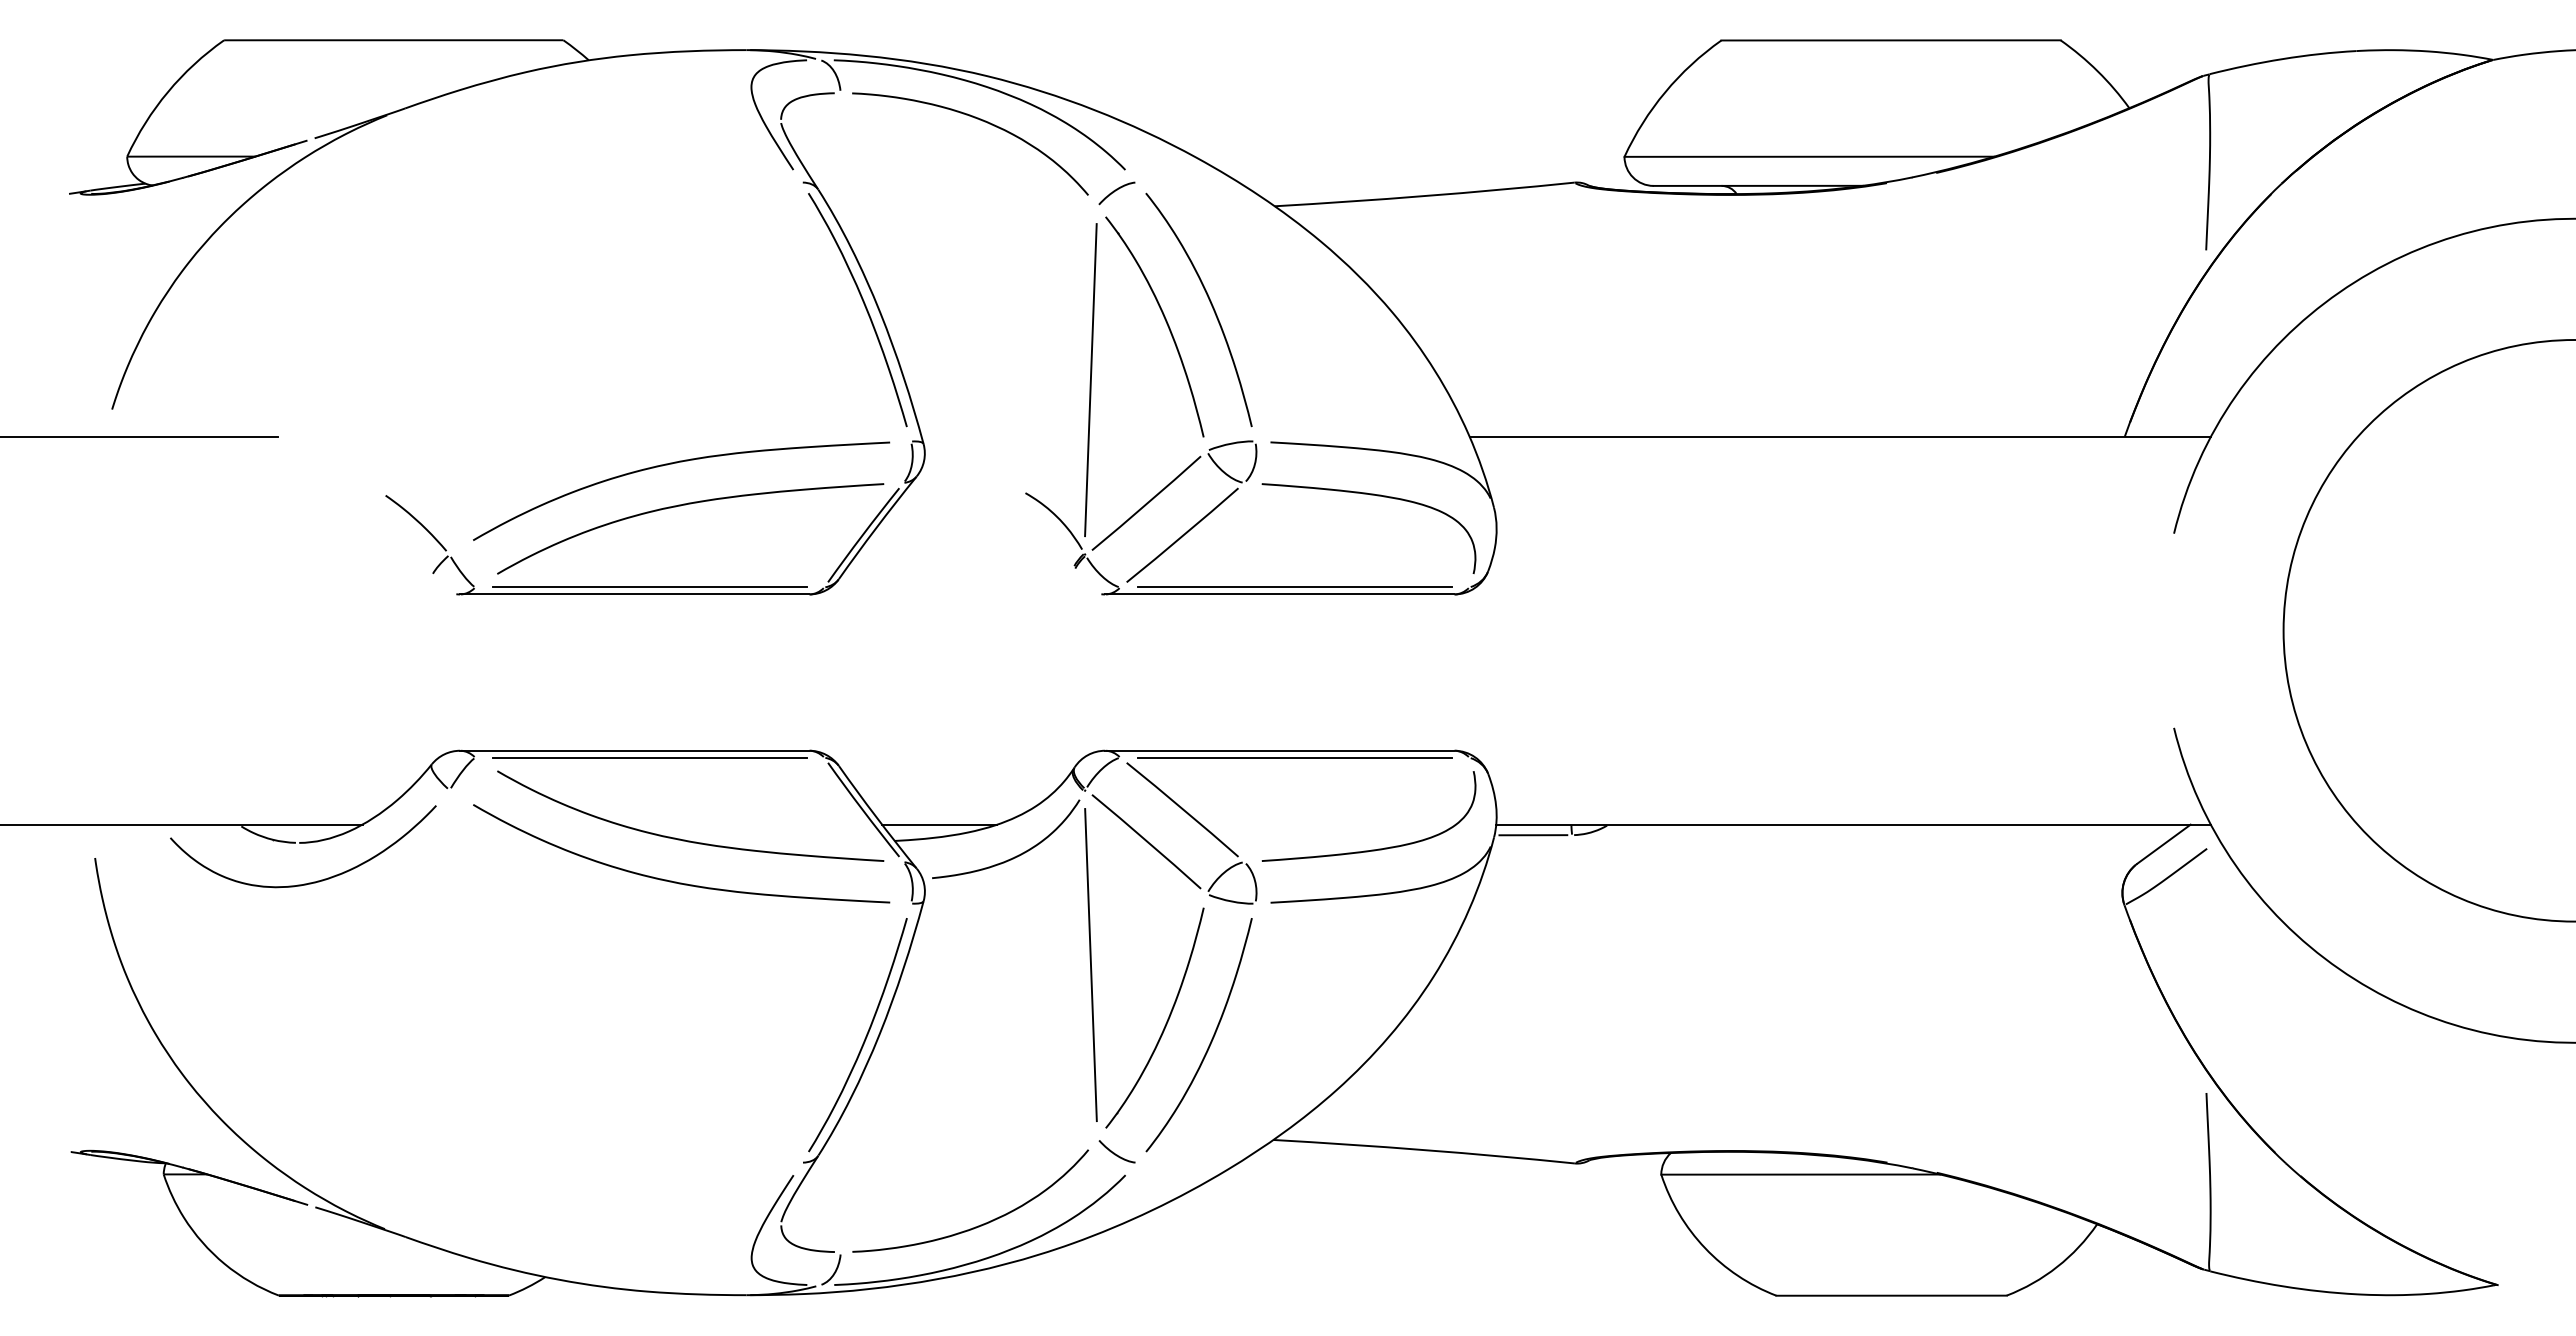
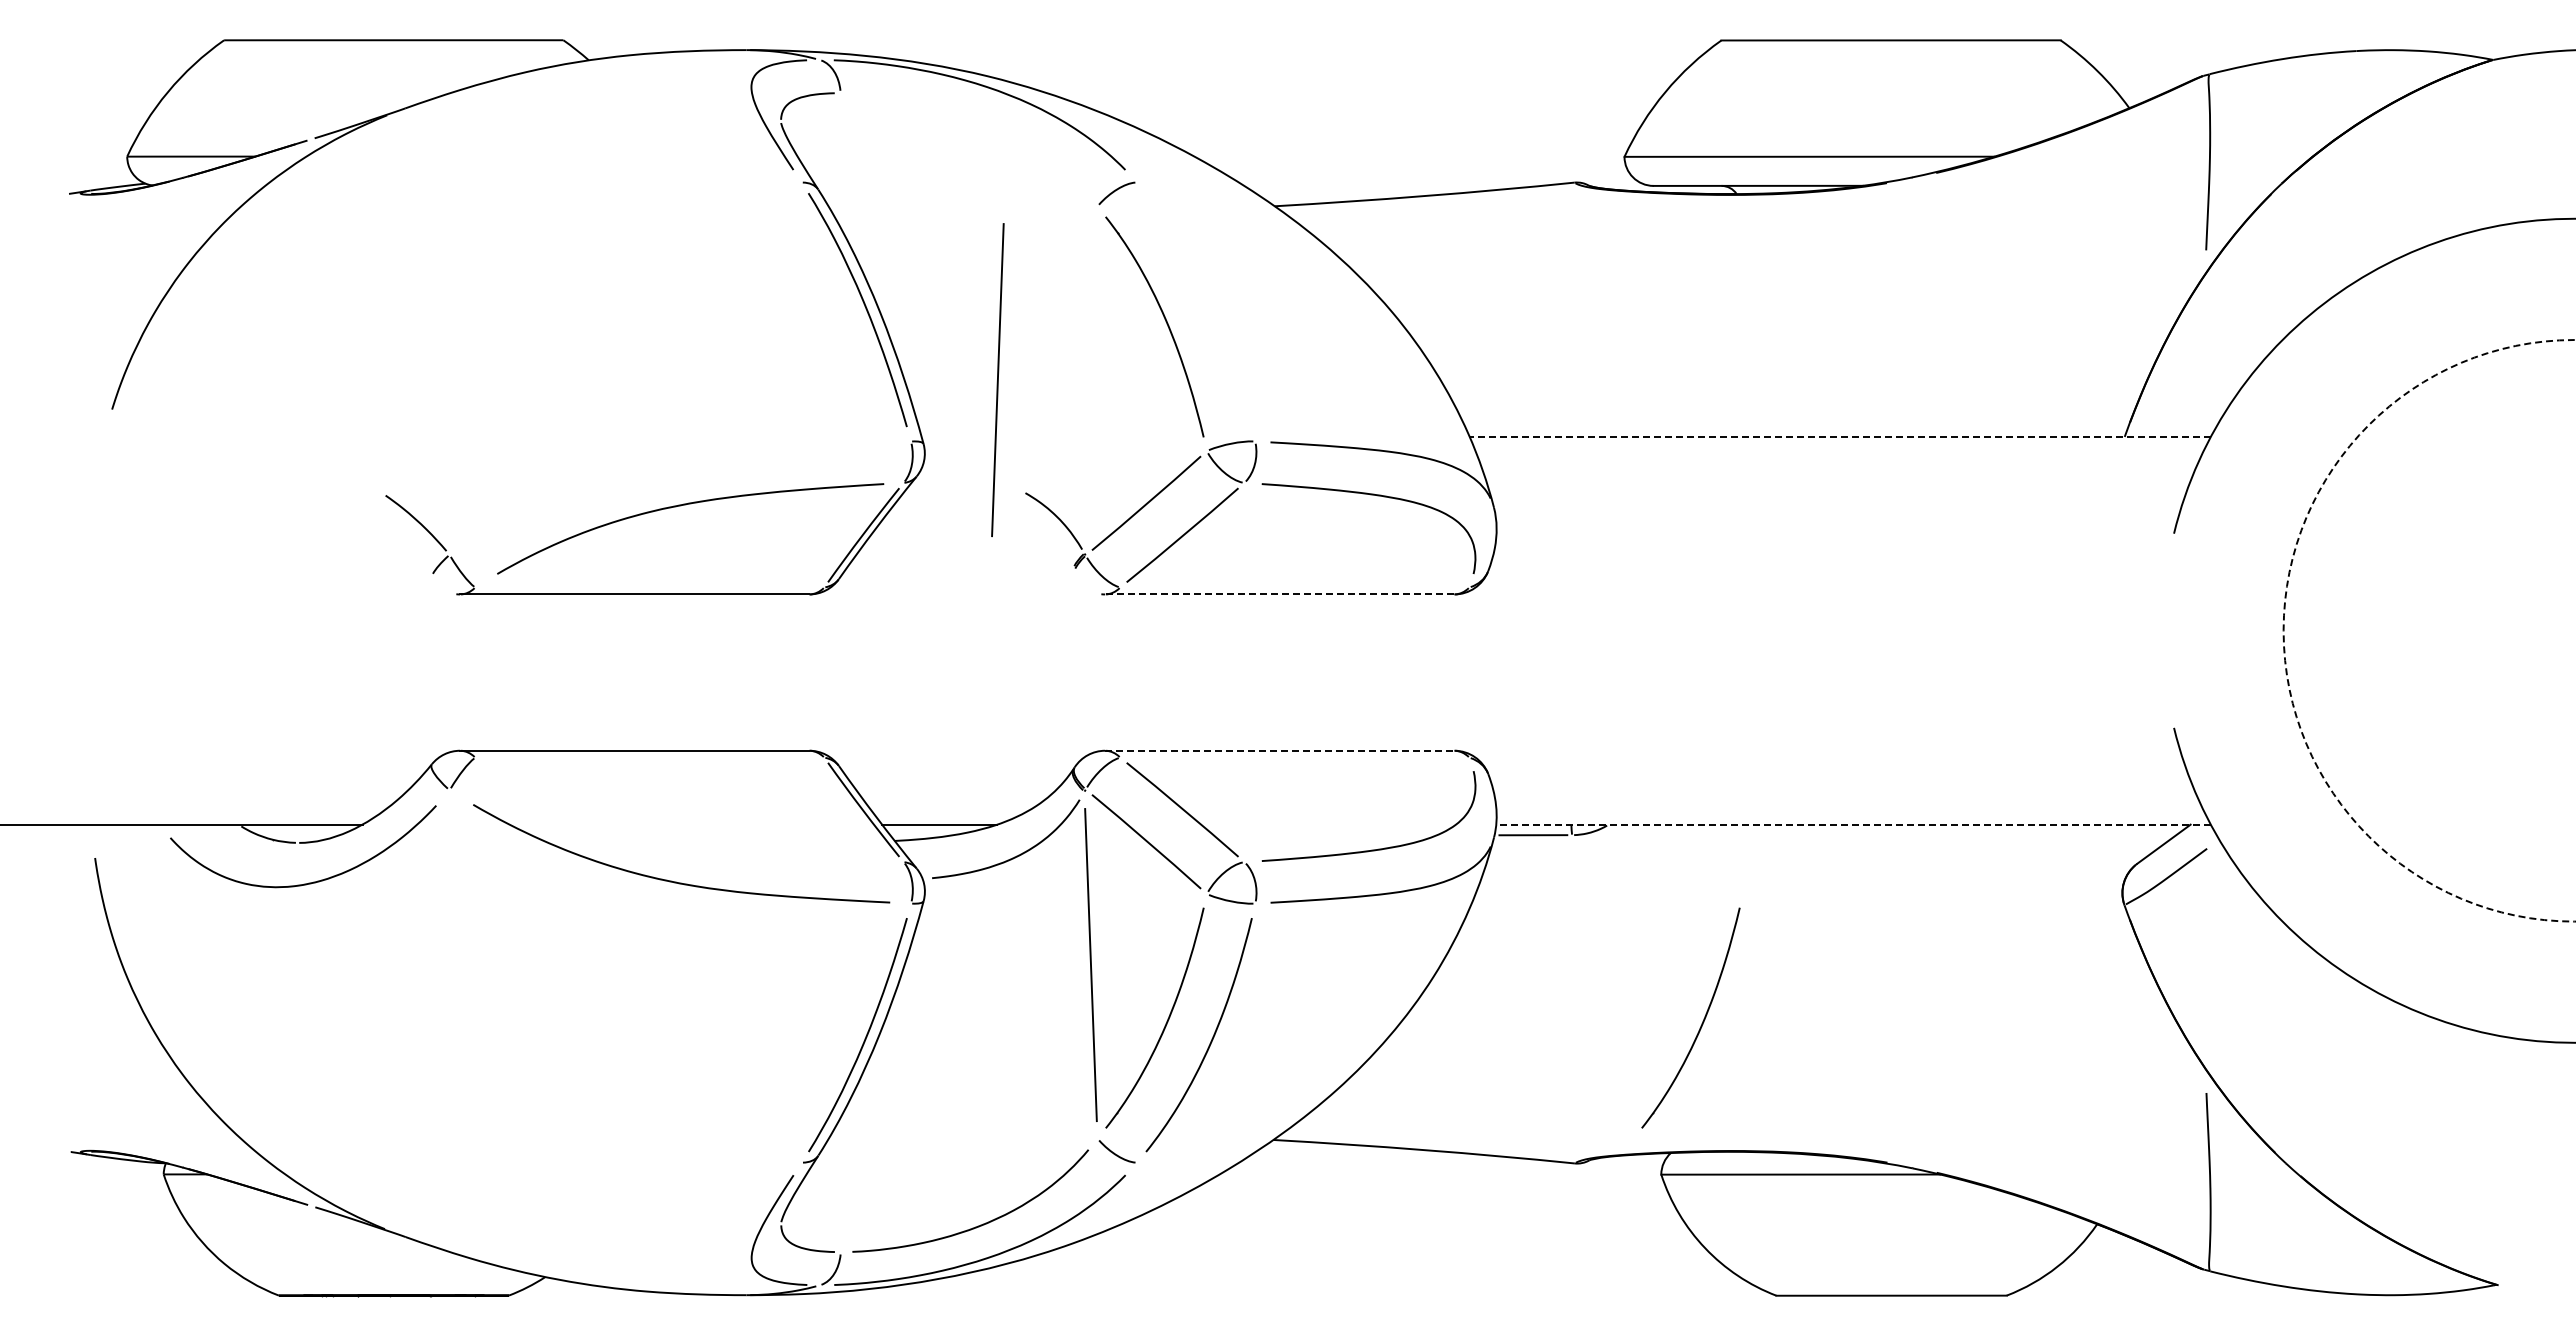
curve: present -> none (979, 120)
curve: present -> none (1210, 304)
line position: (1090, 380) -> (997, 380) (997, 380)
line: present -> none (139, 436)
line: solid -> dashed (1840, 436)
curve: present -> none (677, 463)
line: present -> none (649, 587)
line: present -> none (1294, 587)
line: solid -> dashed (1279, 594)
circle: solid -> dashed (2429, 630)
line: solid -> dashed (1279, 750)
line: present -> none (649, 757)
line: present -> none (1294, 757)
line: solid -> dashed (1853, 824)
curve: present -> none (685, 839)
part: none -> present (1701, 1023)
